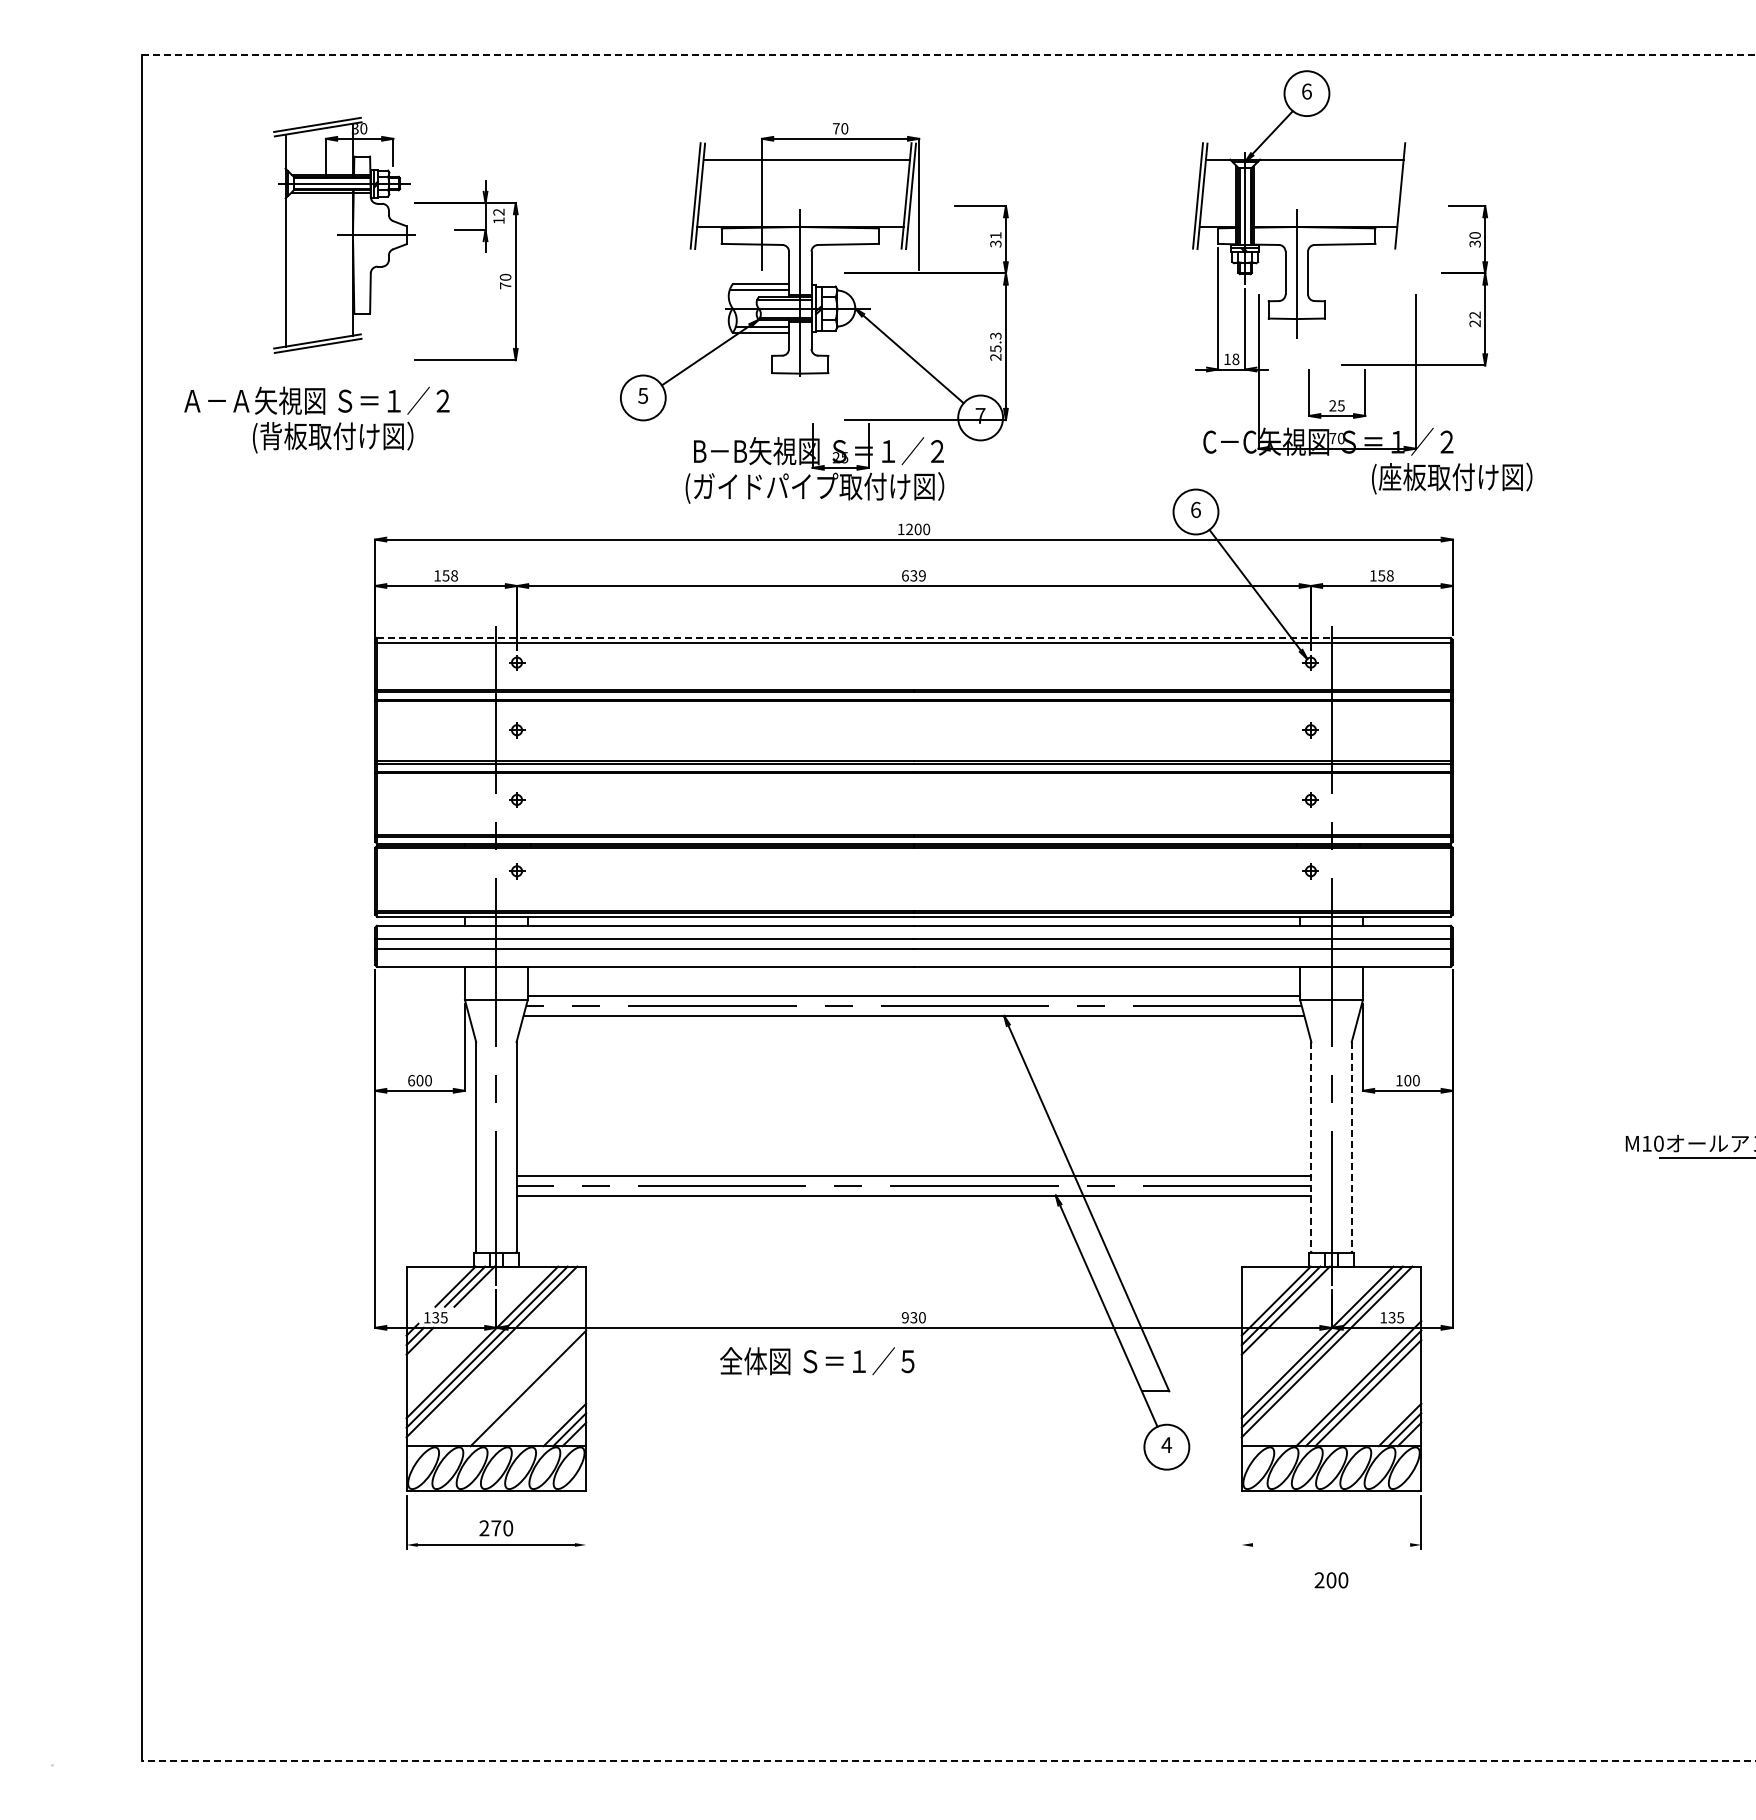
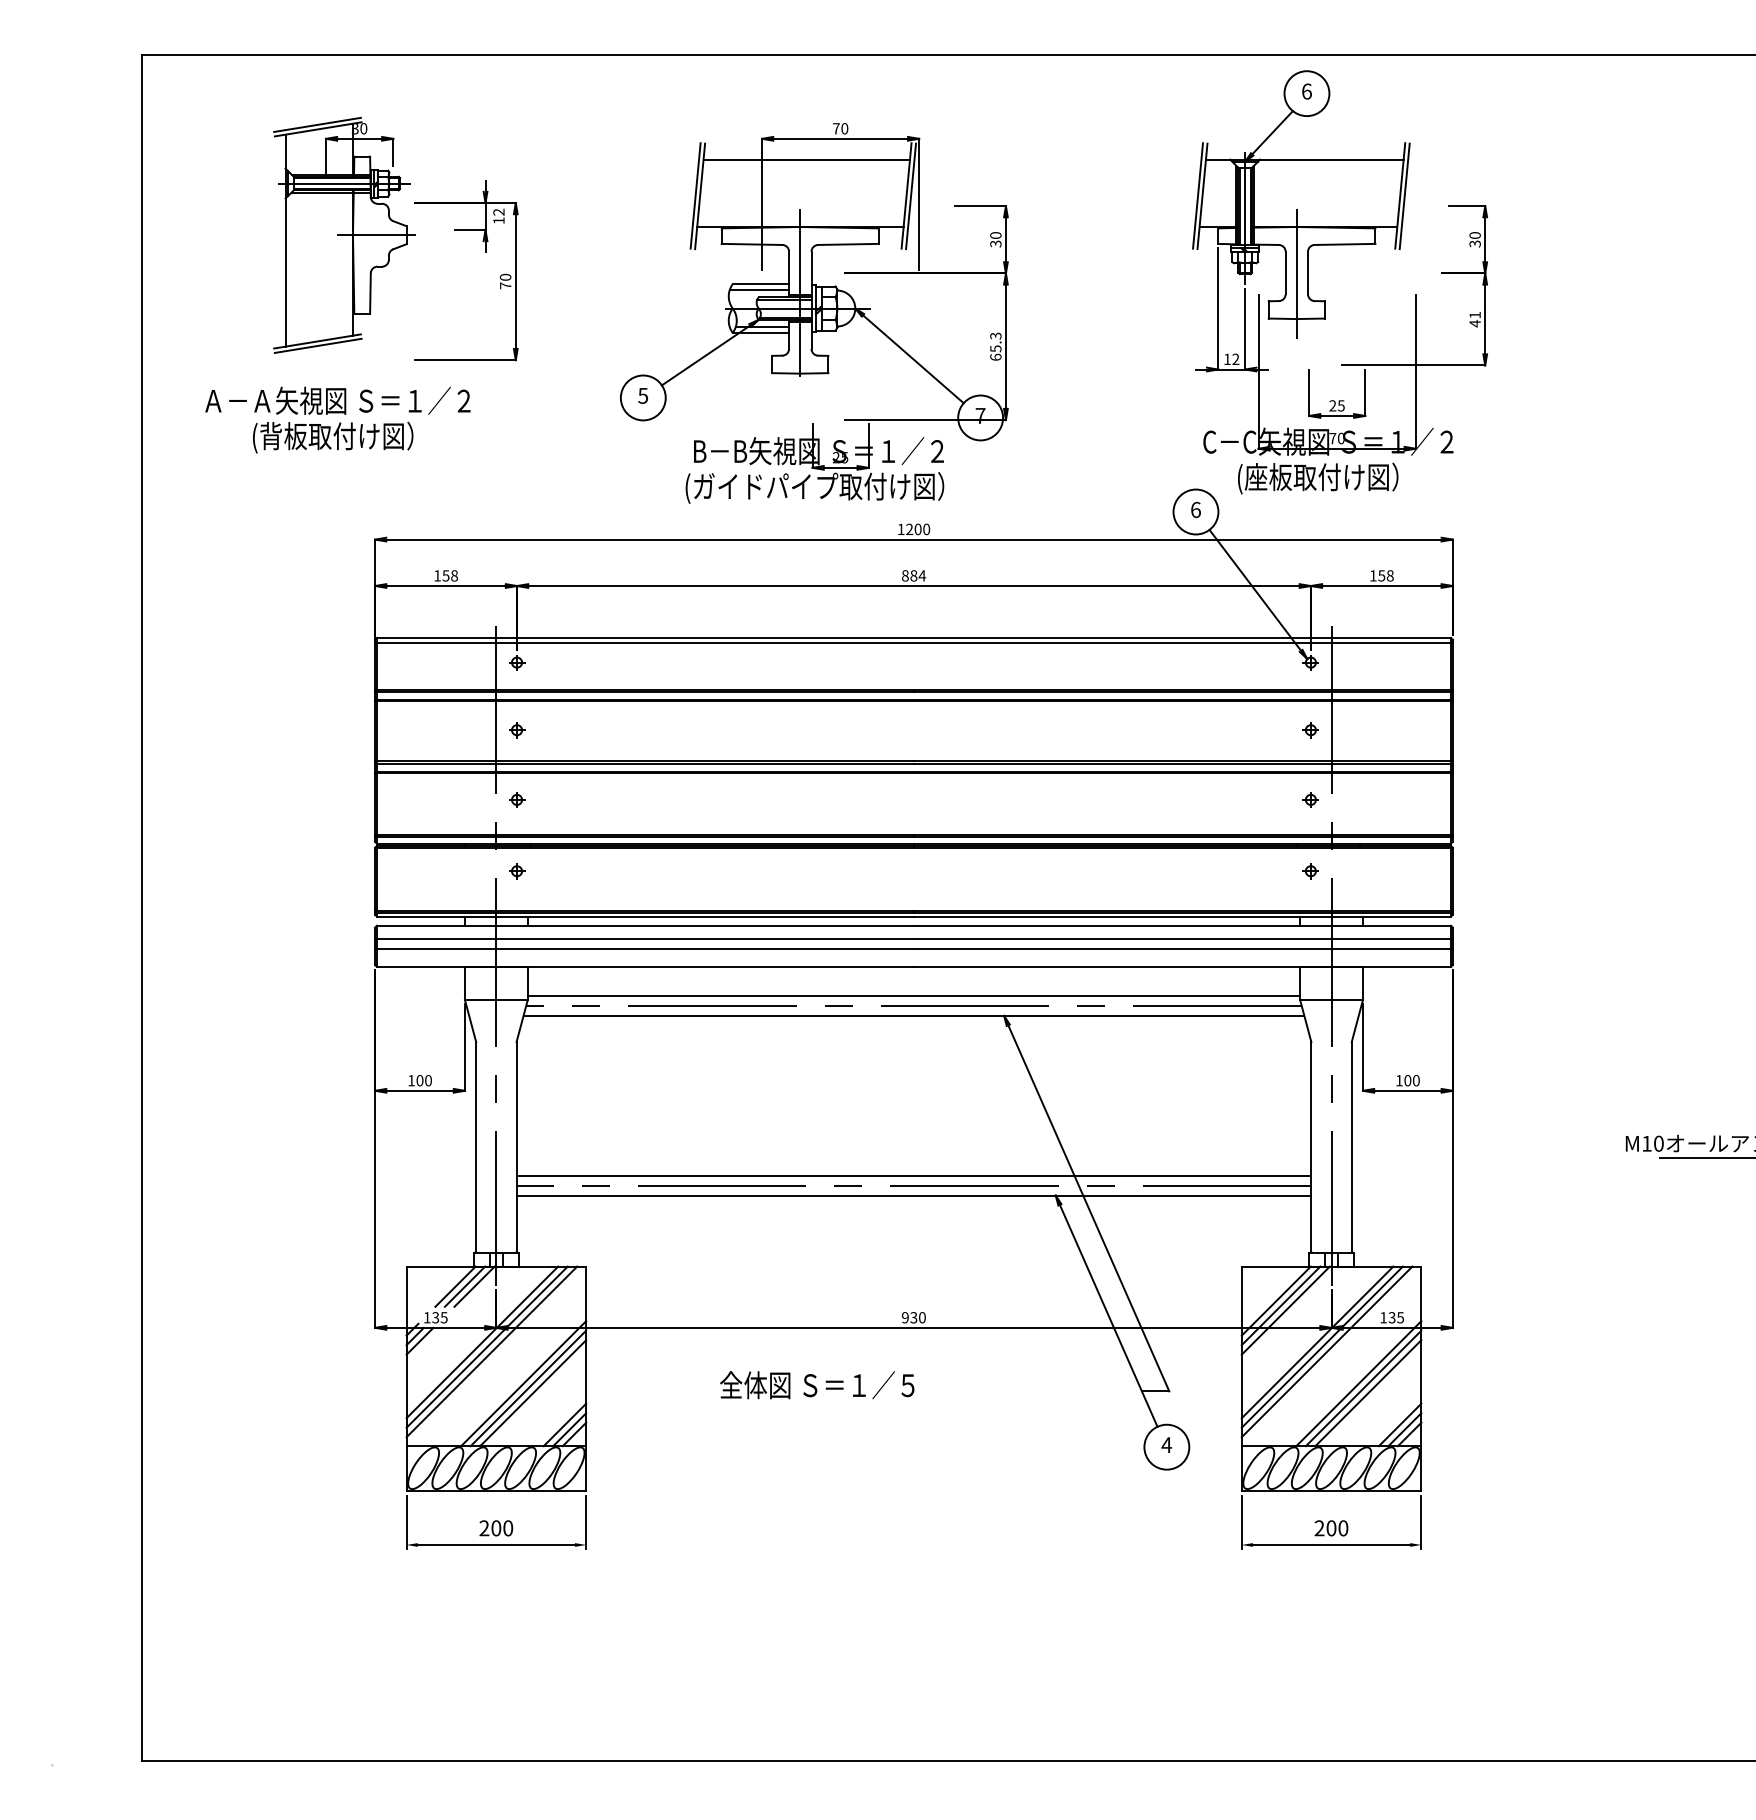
line: dashed -> solid (949, 54)
line: none -> present (1404, 196)
text: 31 -> 30 (995, 235)
text: 22 -> 41 (1474, 319)
text: 25.3 -> 65.3 (995, 356)
text: 18 -> 12 (1235, 359)
text position: (316, 400) -> (337, 400) (337, 400)
text position: (1452, 478) -> (1318, 478) (1318, 478)
text: 639 -> 884 (914, 575)
line: dashed -> solid (854, 637)
text: 600 -> 100 (411, 1080)
line: dashed -> solid (1311, 1146)
line: dashed -> solid (1351, 1146)
text position: (817, 1361) -> (817, 1385) (817, 1385)
line: none -> present (523, 1383)
line: none -> present (533, 1393)
line: none -> present (586, 1522)
line: none -> present (1241, 1522)
text: 270 -> 200 (496, 1528)
line: none -> present (1331, 1544)
text position: (1331, 1580) -> (1331, 1528) (1331, 1528)
line: dashed -> solid (949, 1760)
